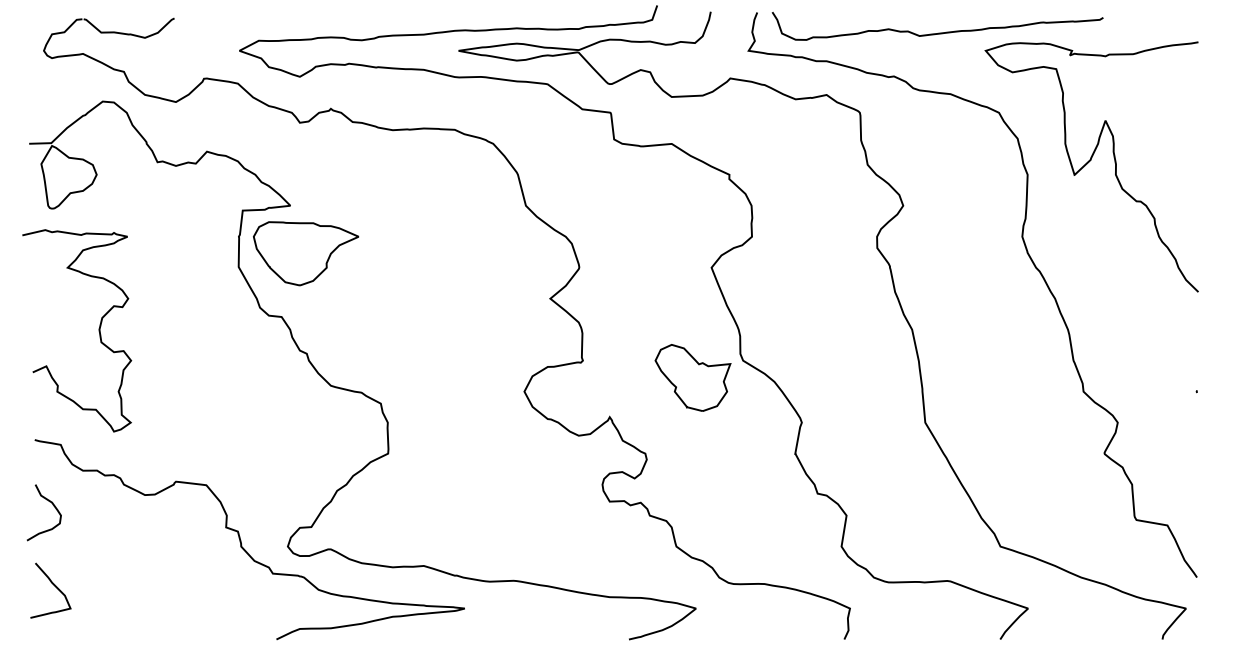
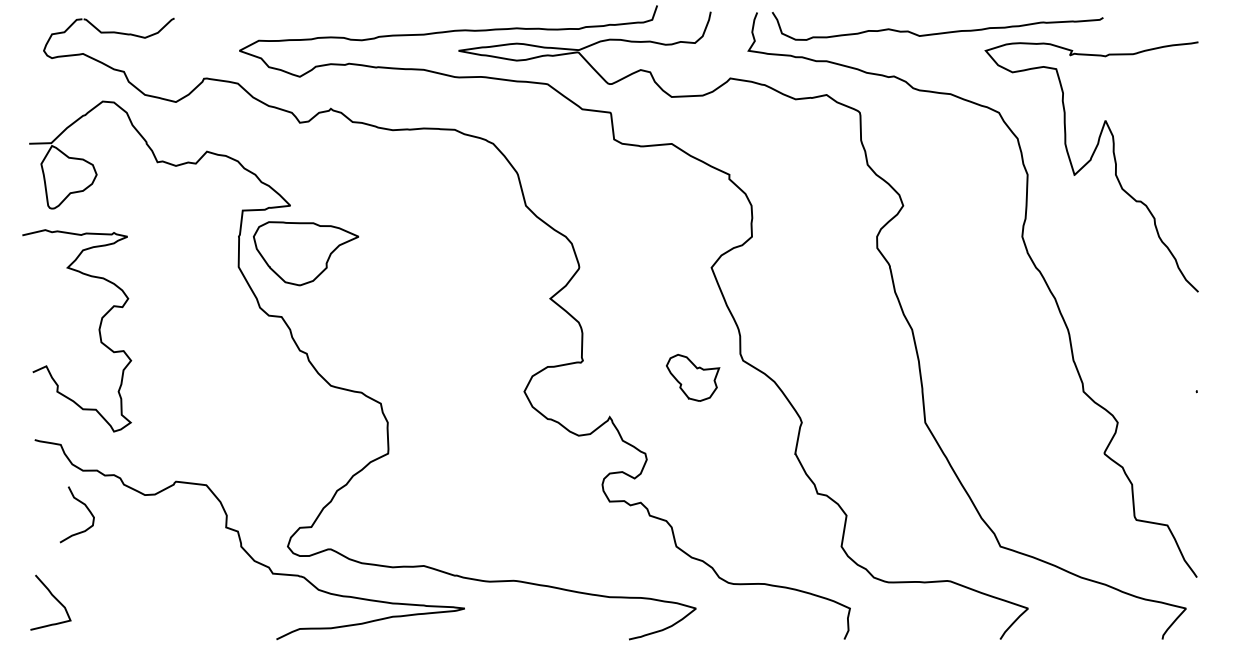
part size: 78x68 px -> 55x48 px (693, 377)
curve position: (49, 502) -> (82, 504) (82, 504)
curve position: (54, 586) -> (54, 598) (54, 598)
